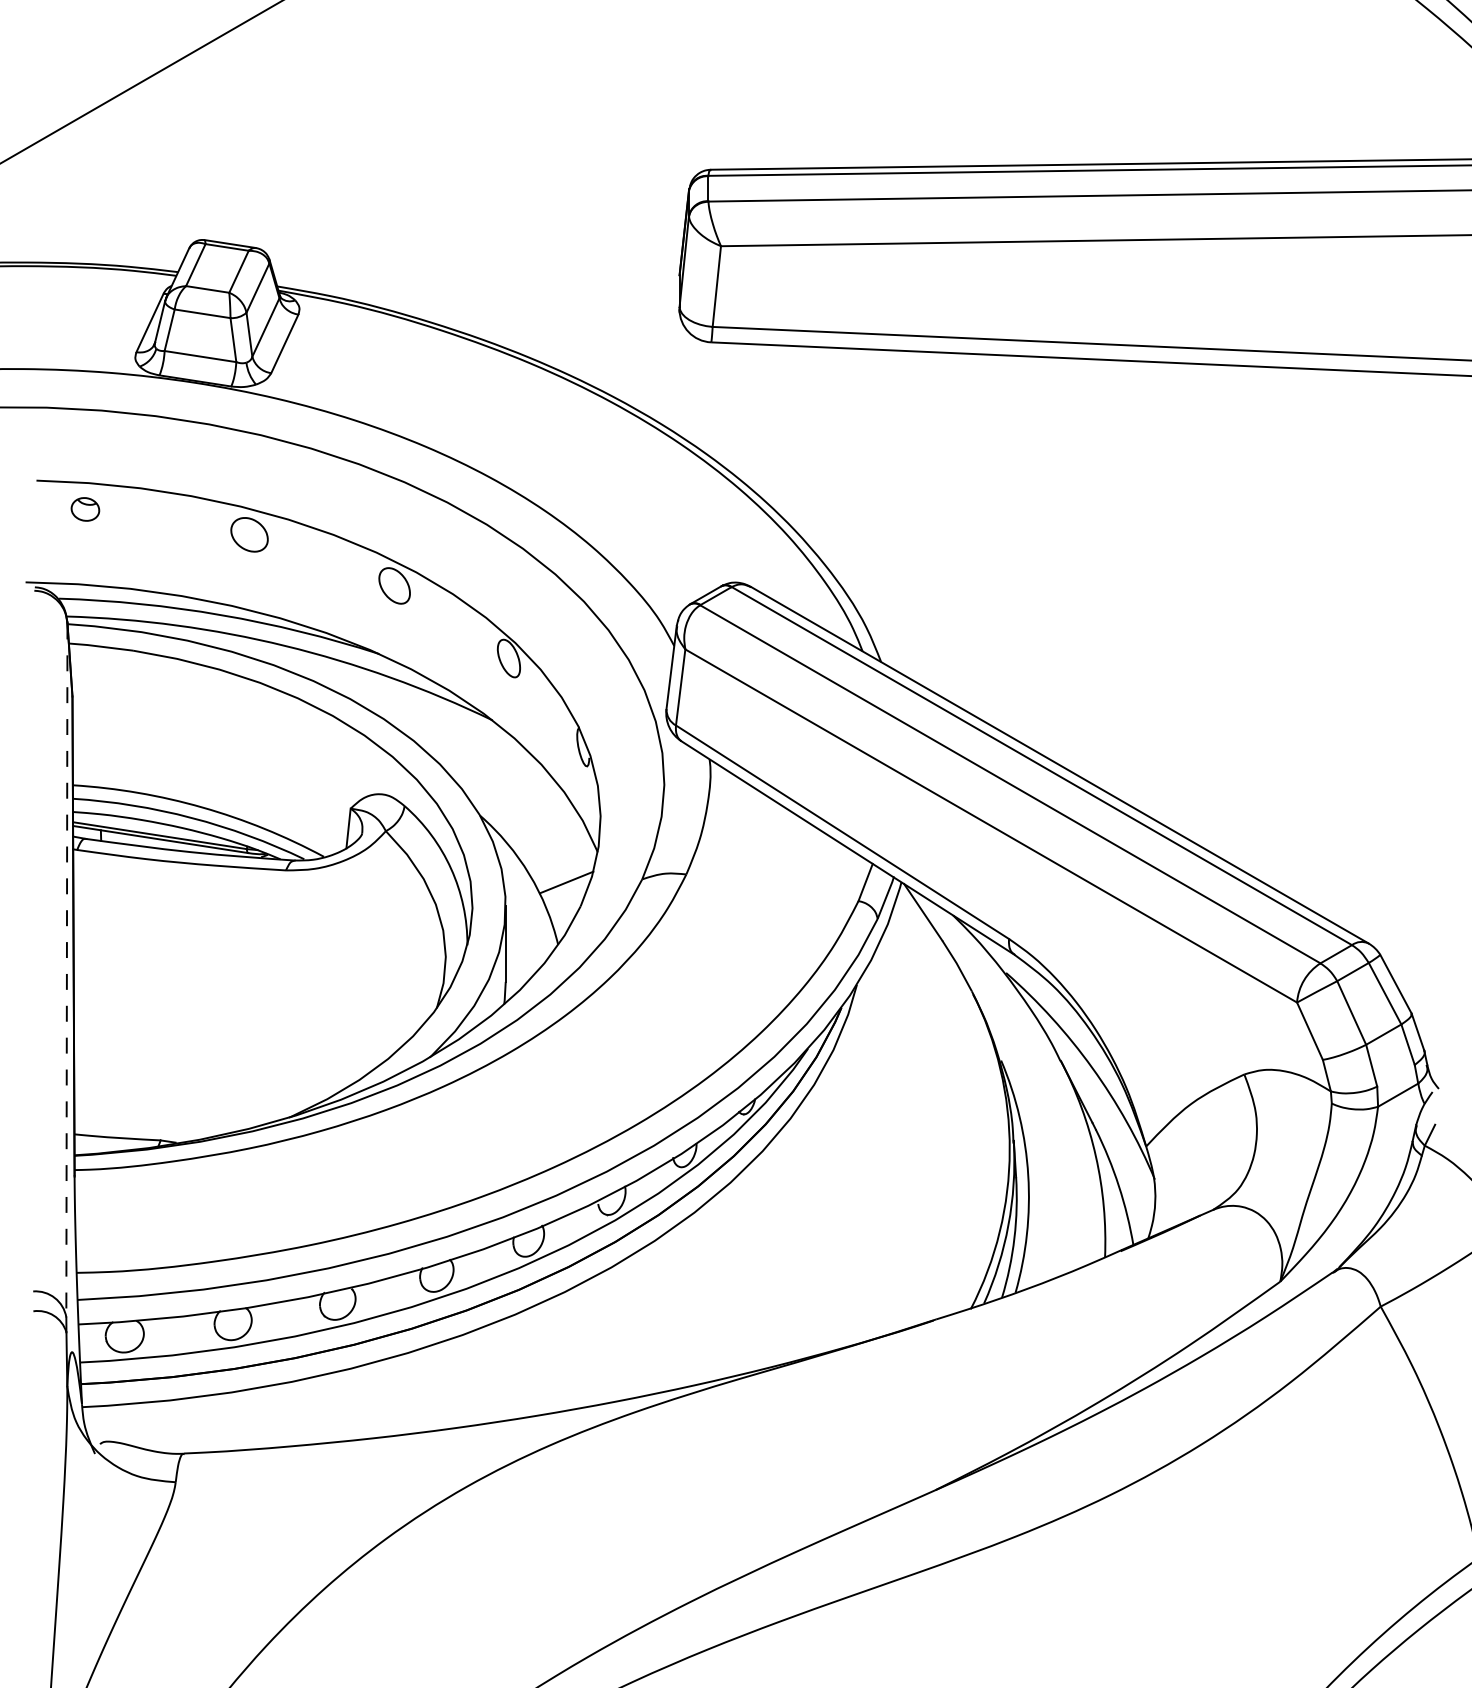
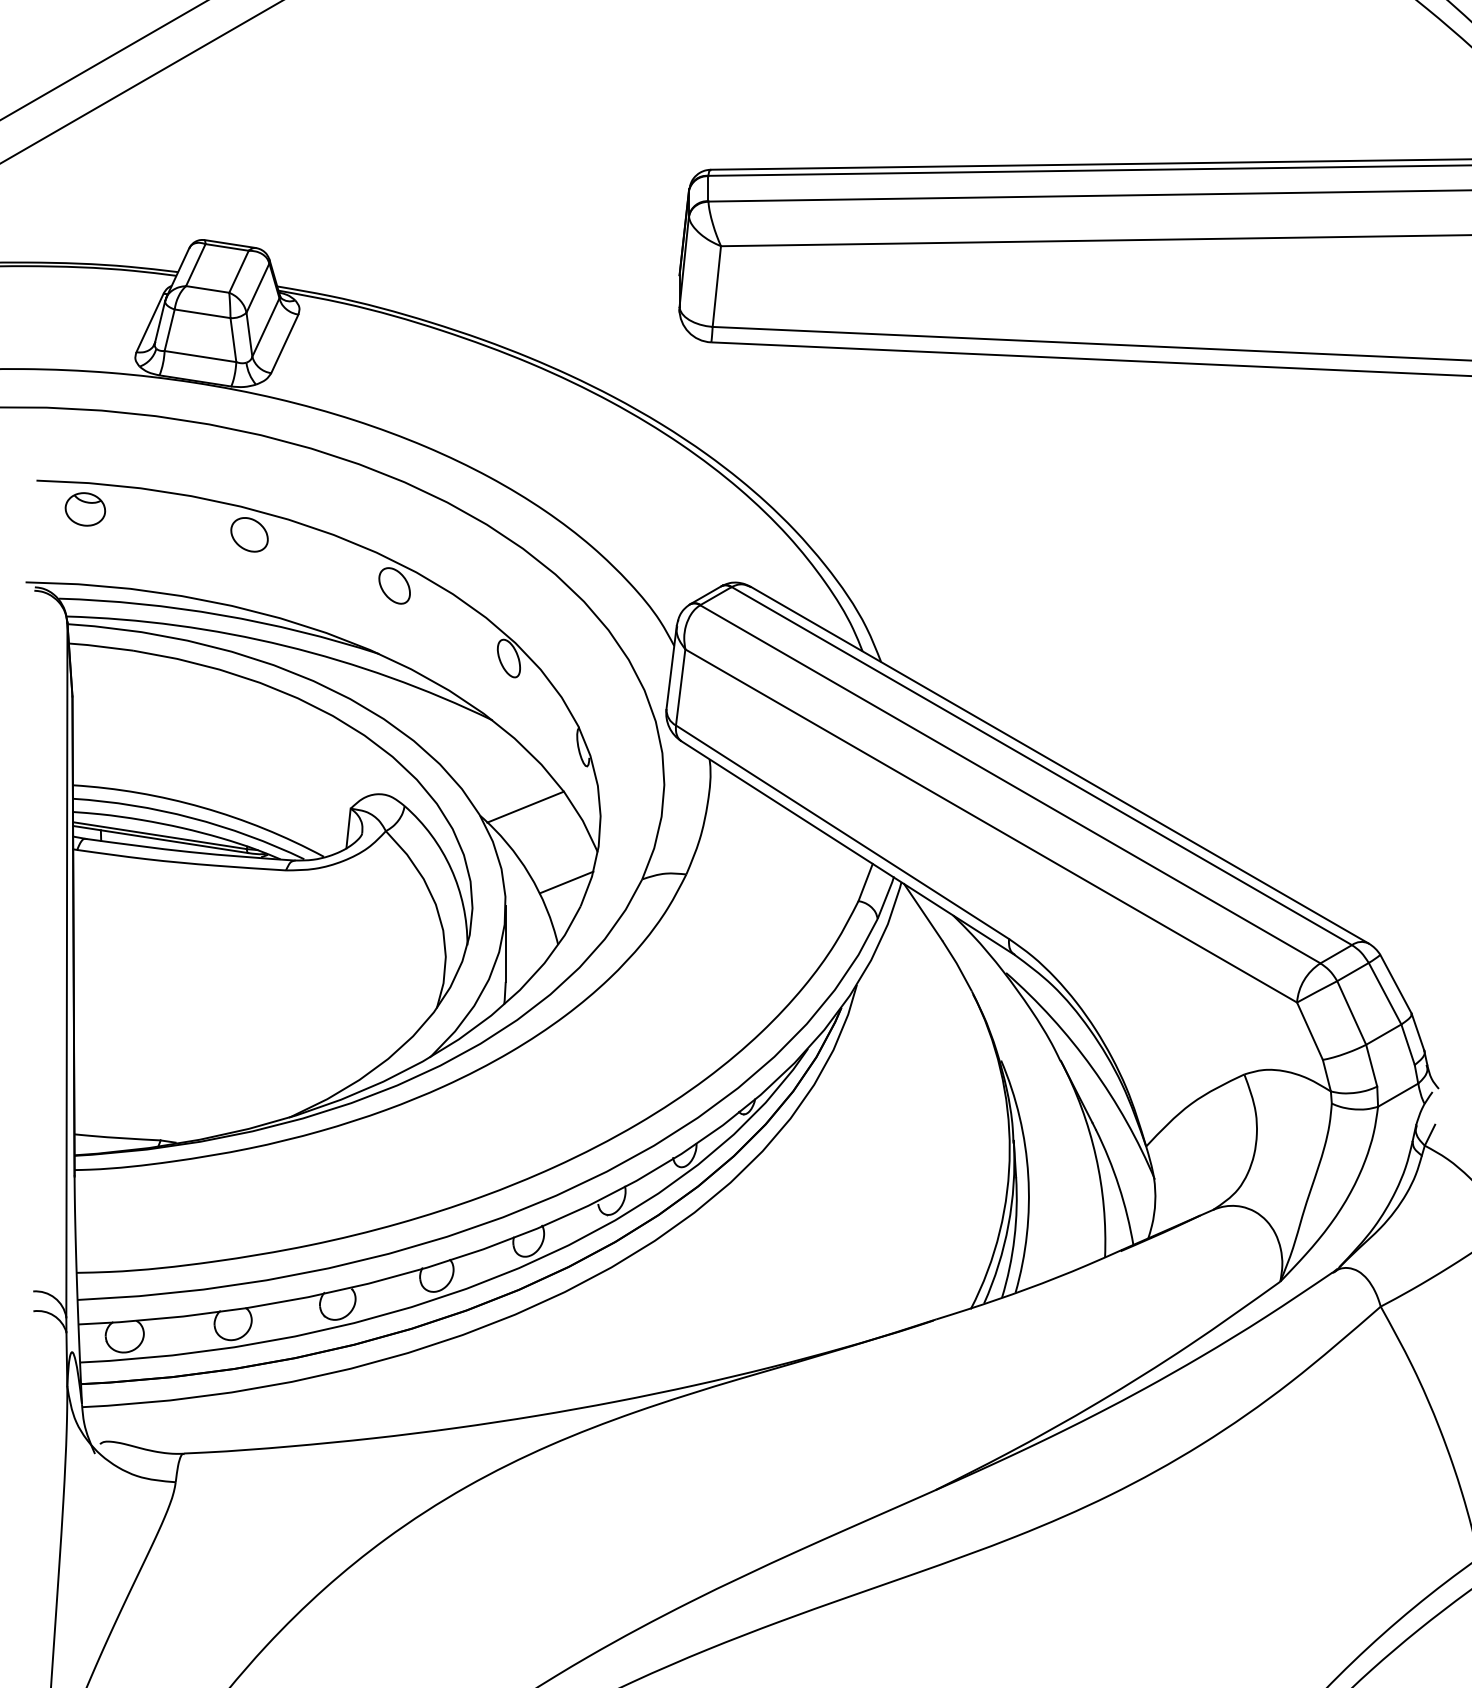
line: none -> present (103, 60)
part size: 31x25 px -> 43x35 px (85, 509)
line: none -> present (525, 806)
line: dashed -> solid (66, 970)
